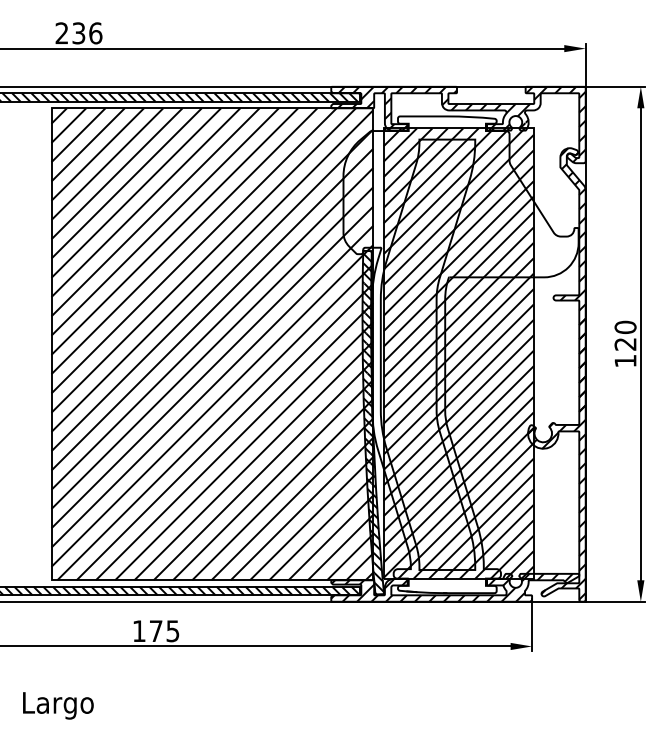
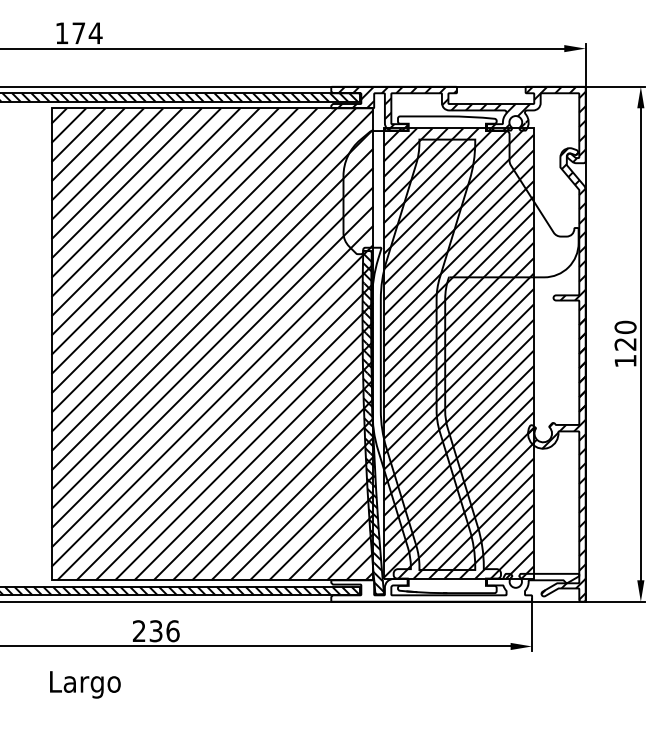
text: 236 -> 174 (78, 33)
hatch: present -> none (451, 587)
text: 175 -> 236 (155, 631)
text position: (58, 705) -> (85, 684) (85, 684)
